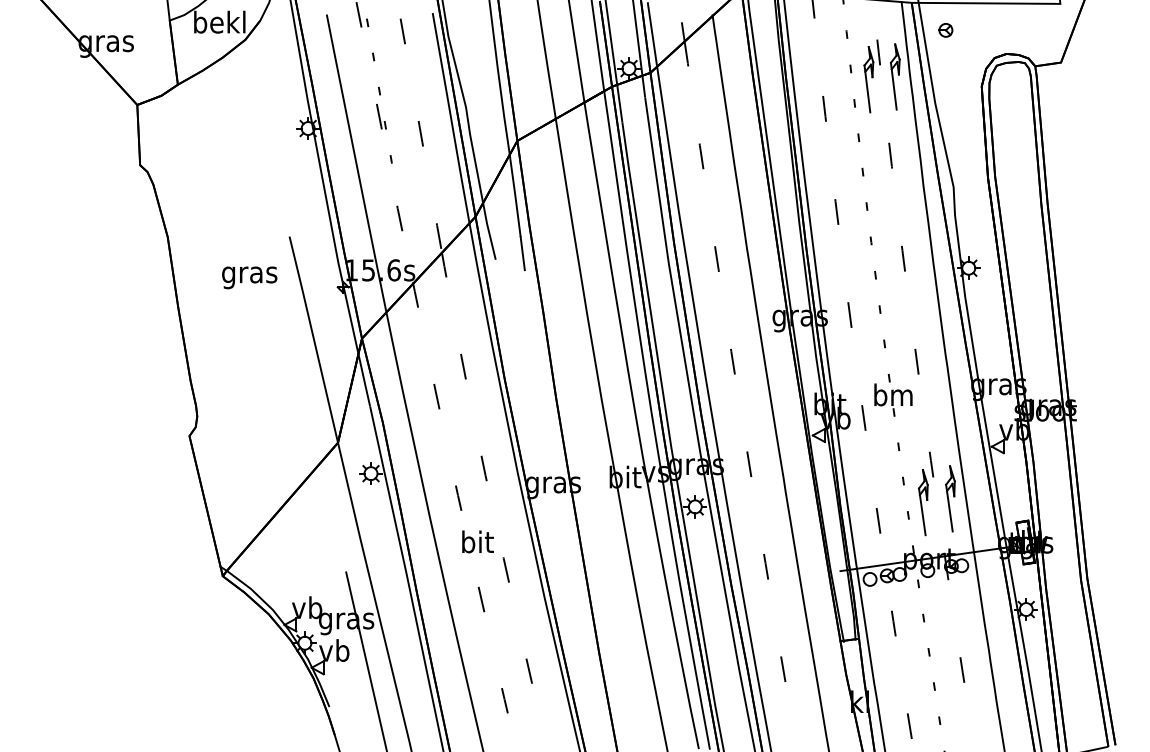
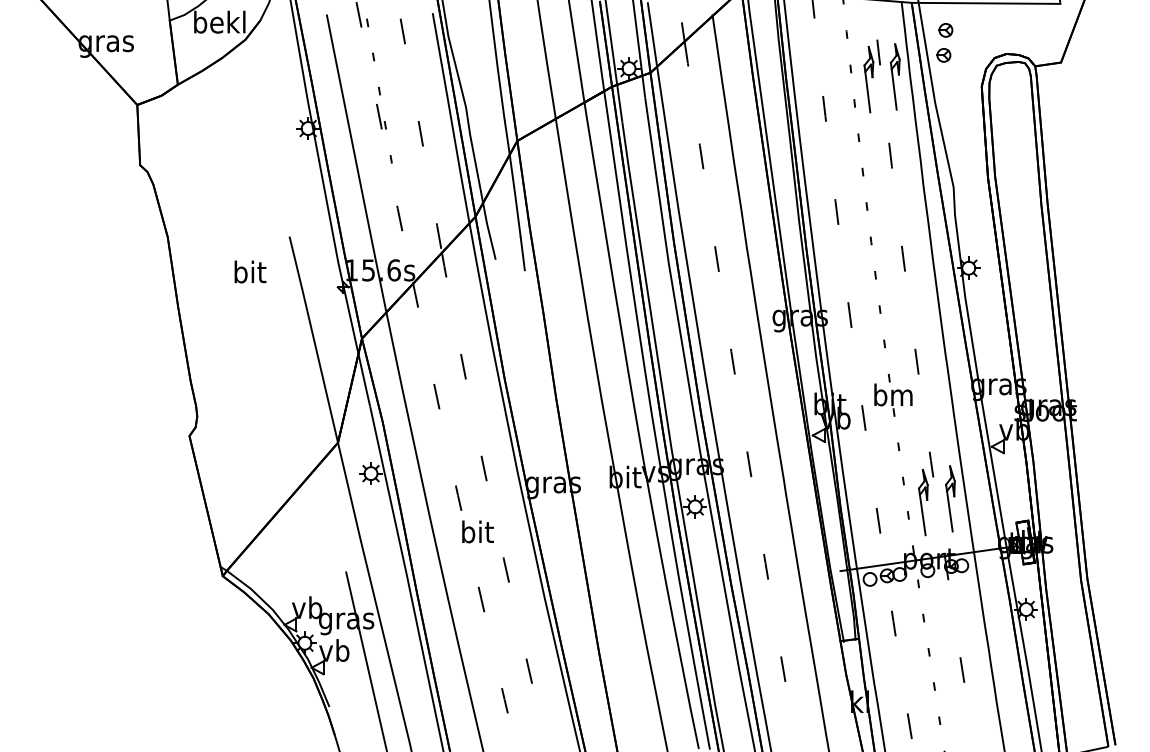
part: none -> present (943, 55)
text: gras -> bit (249, 274)
text position: (477, 541) -> (477, 531) (477, 531)
